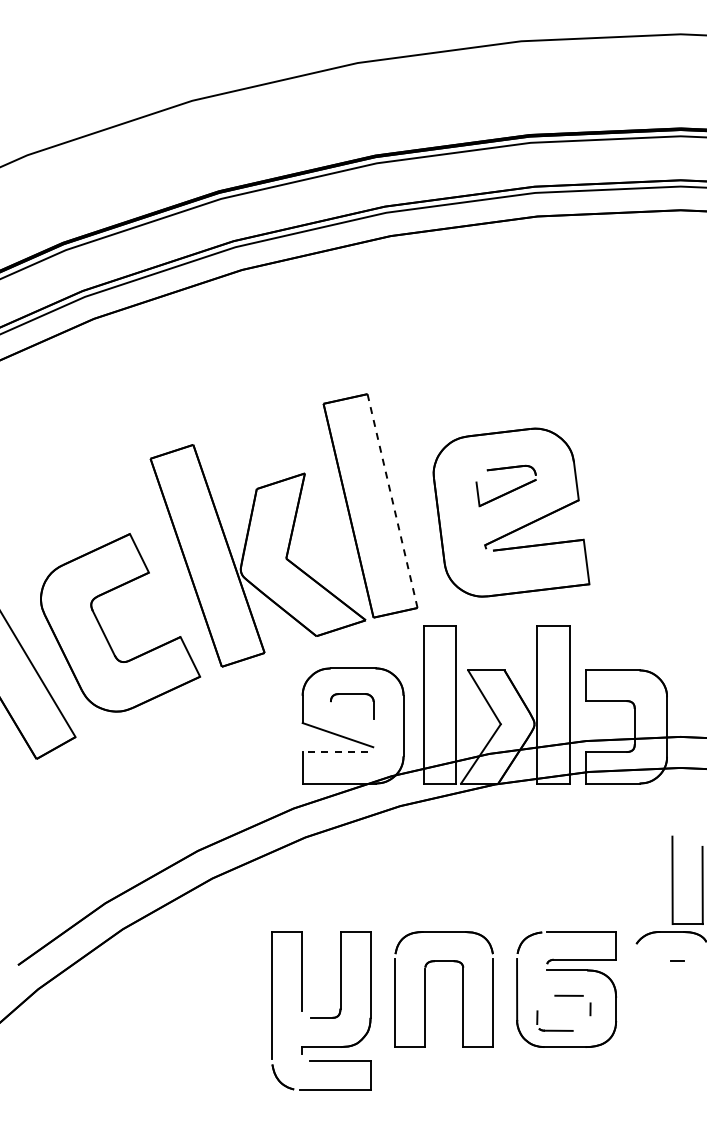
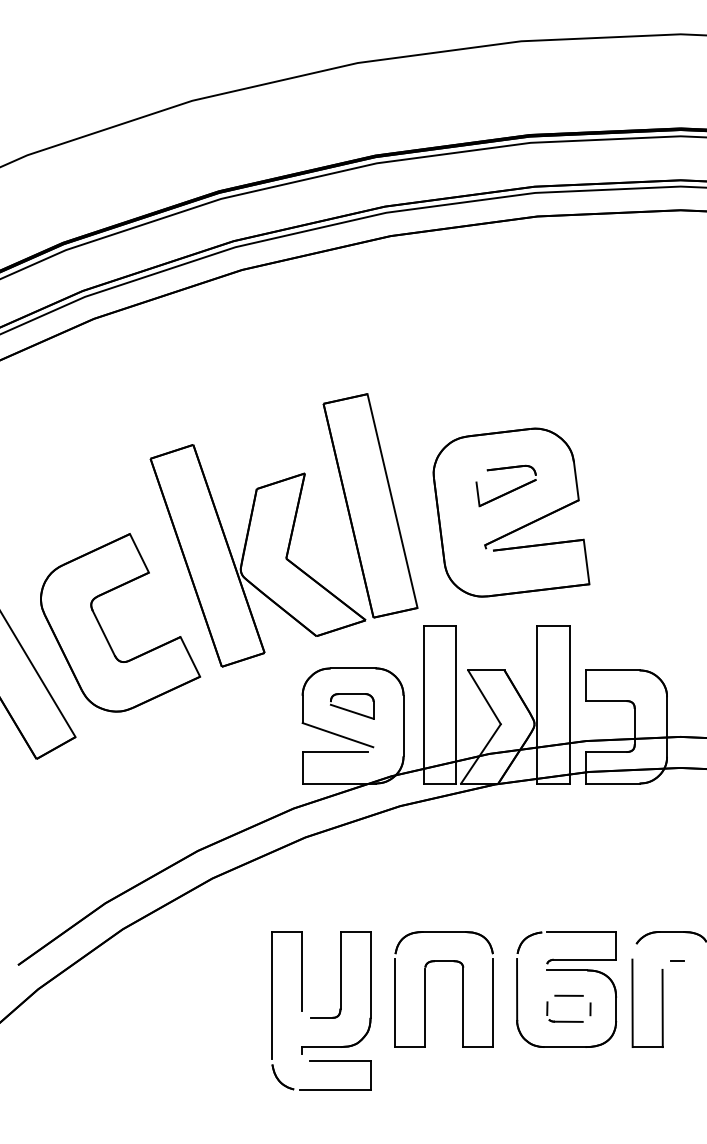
line: dashed -> solid (392, 501)
line: none -> present (351, 711)
line: dashed -> solid (335, 751)
part position: (673, 879) -> (633, 1002) (633, 1002)
part position: (554, 1029) -> (564, 1020) (564, 1020)
